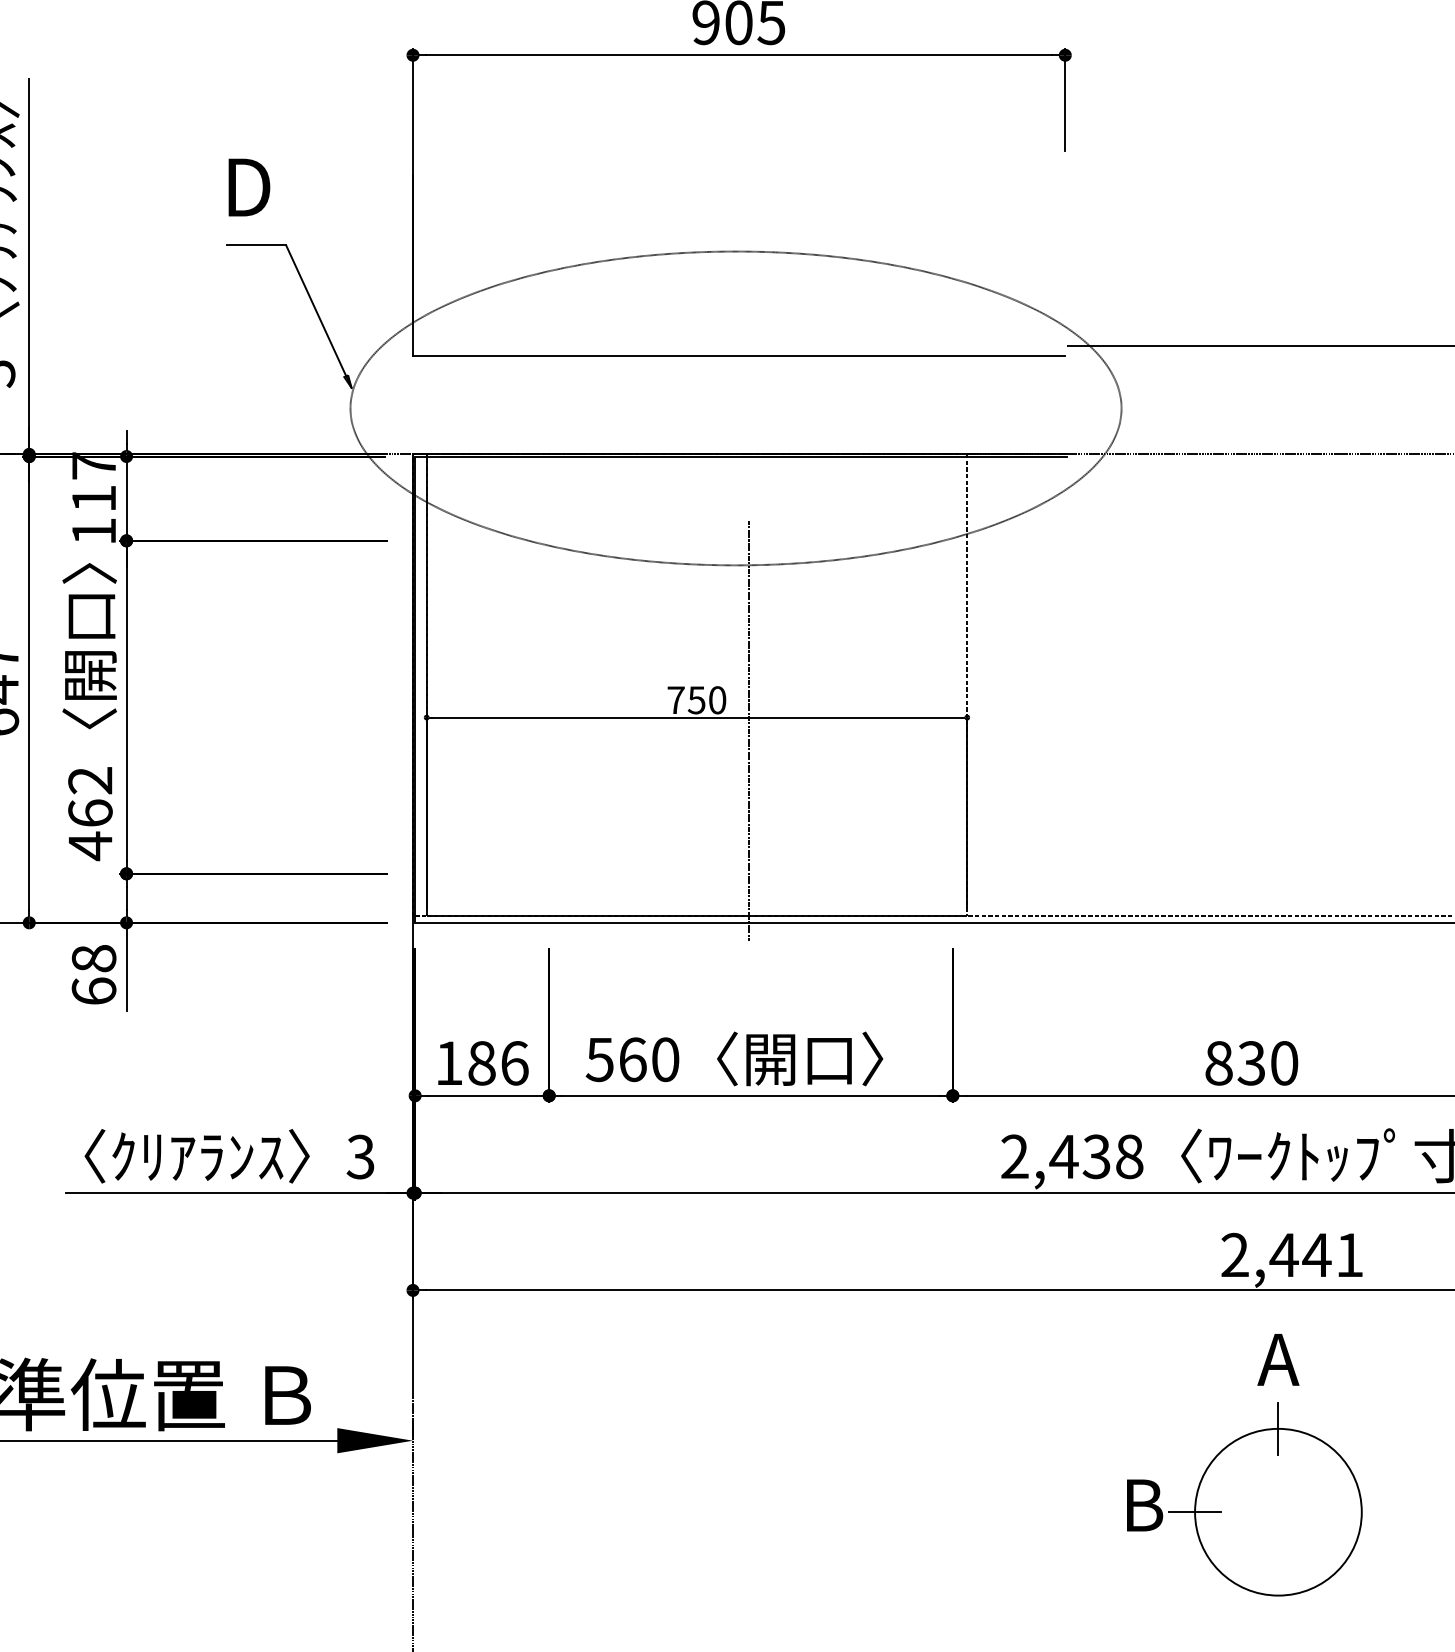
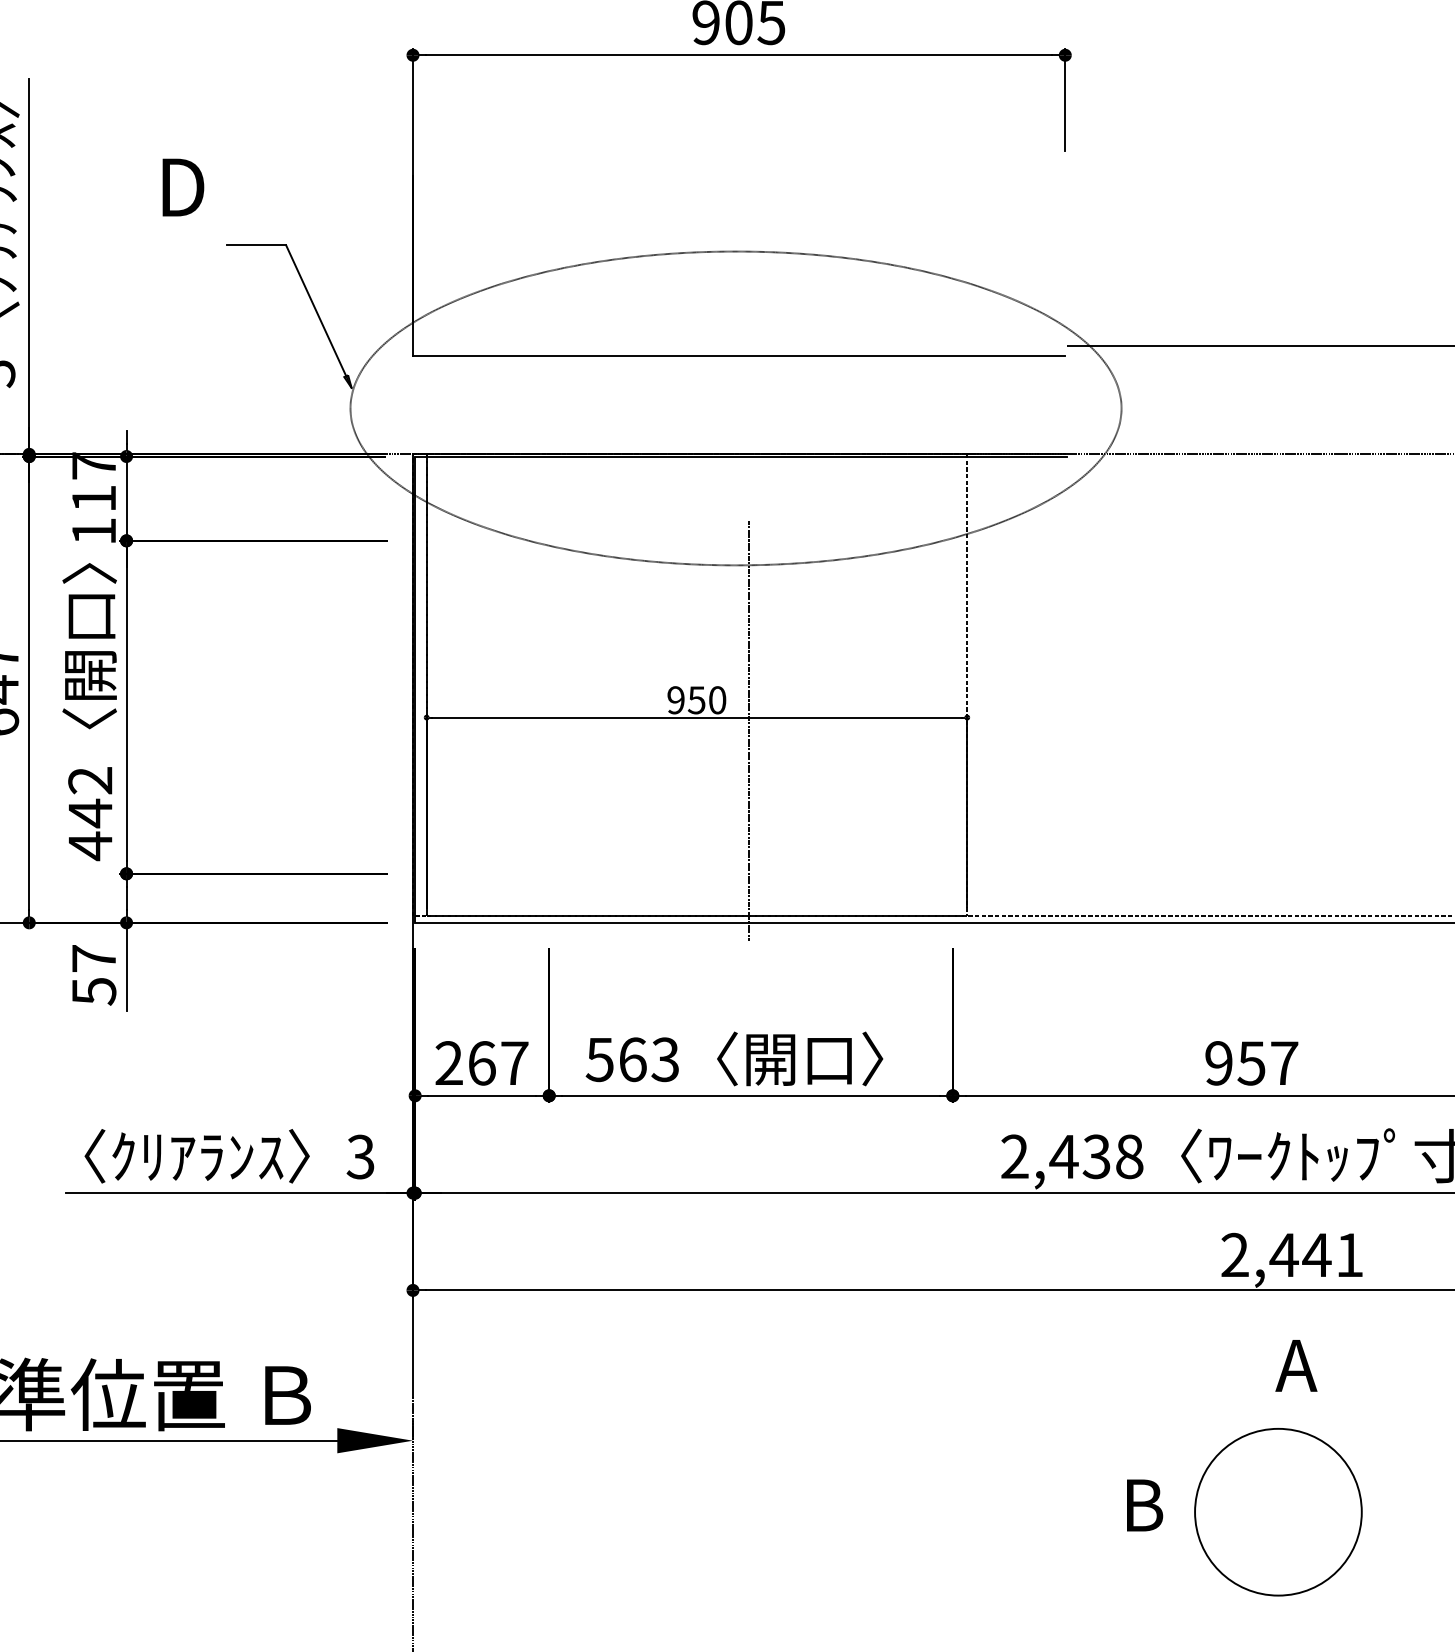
text position: (249, 187) -> (183, 187) (183, 187)
text: 750 -> 950 (675, 700)
text: 462 -> 442 (90, 813)
text: 68 -> 57 (93, 975)
text: 560 -> 563 (665, 1059)
text: 186 -> 267 (481, 1063)
text: 830 -> 957 (1251, 1063)
text position: (1278, 1359) -> (1296, 1365) (1296, 1365)
line: present -> none (1278, 1428)
line: present -> none (1195, 1512)
